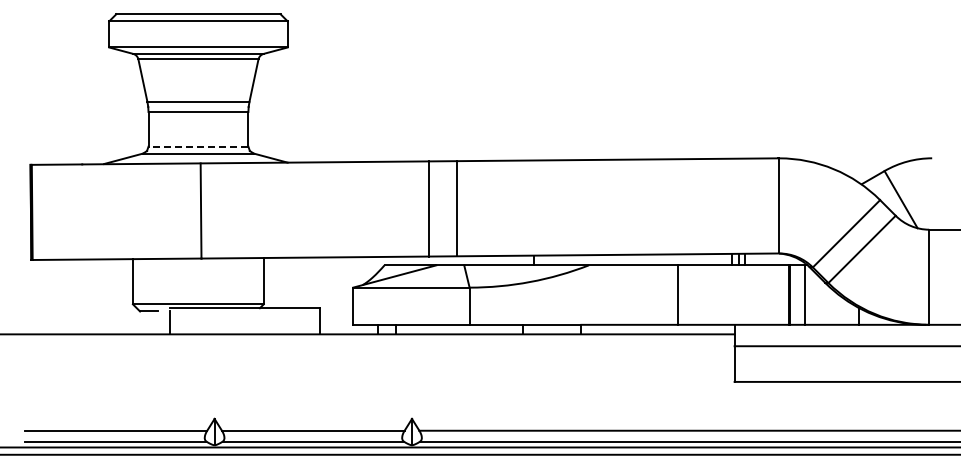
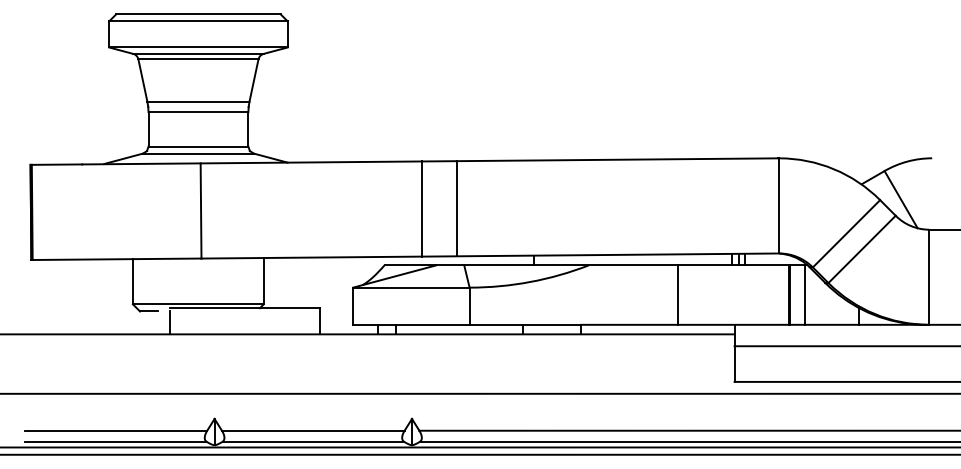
line: dashed -> solid (198, 146)
line position: (429, 208) -> (422, 208) (422, 208)
line: none -> present (479, 393)
